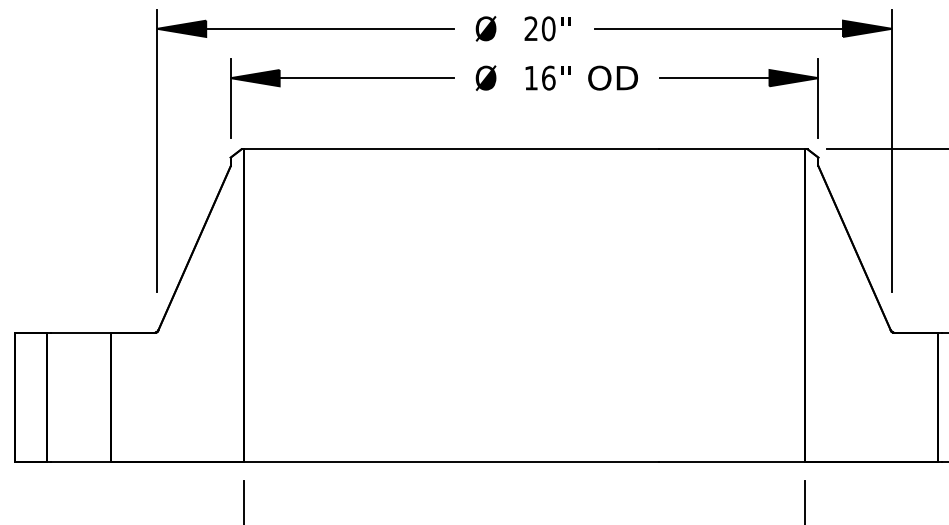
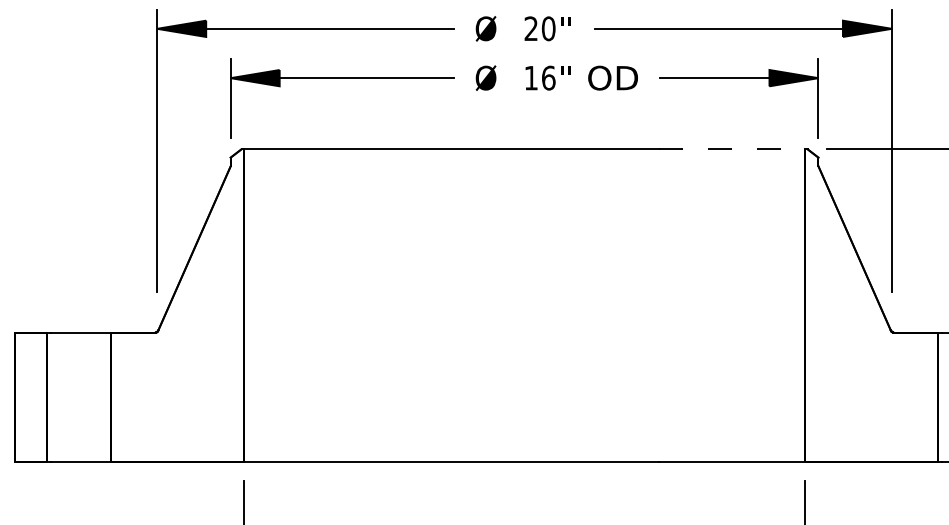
line: solid -> dashed (731, 149)
